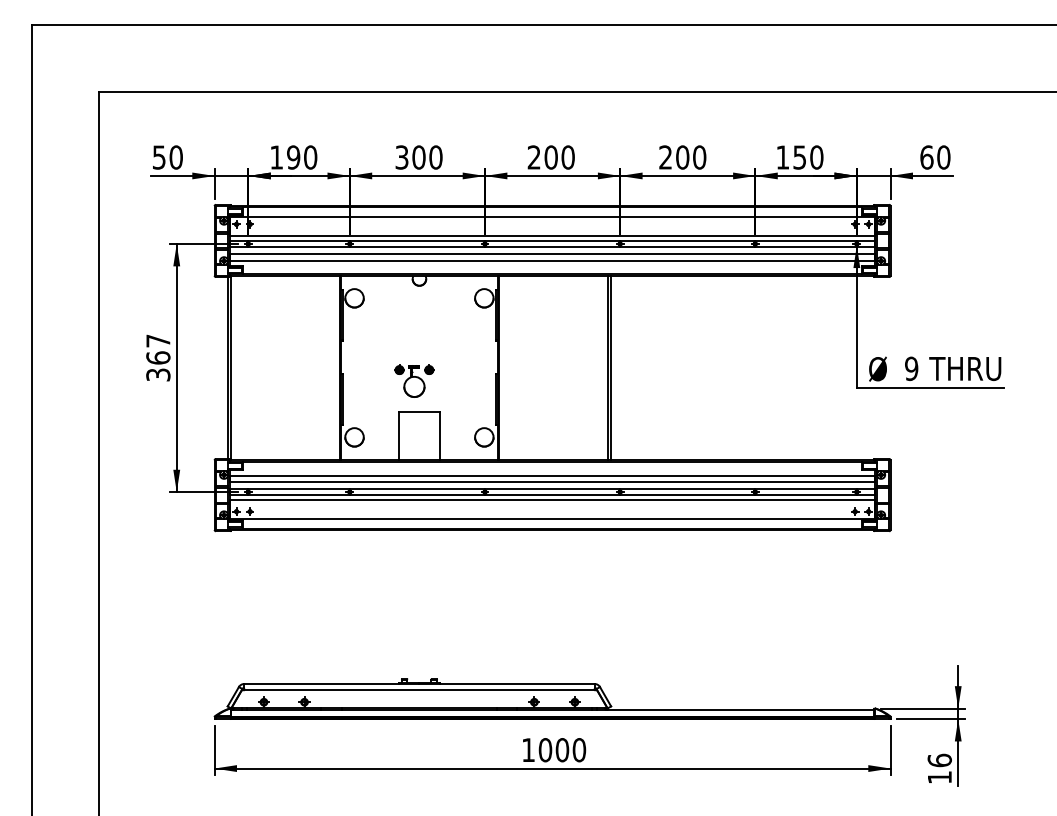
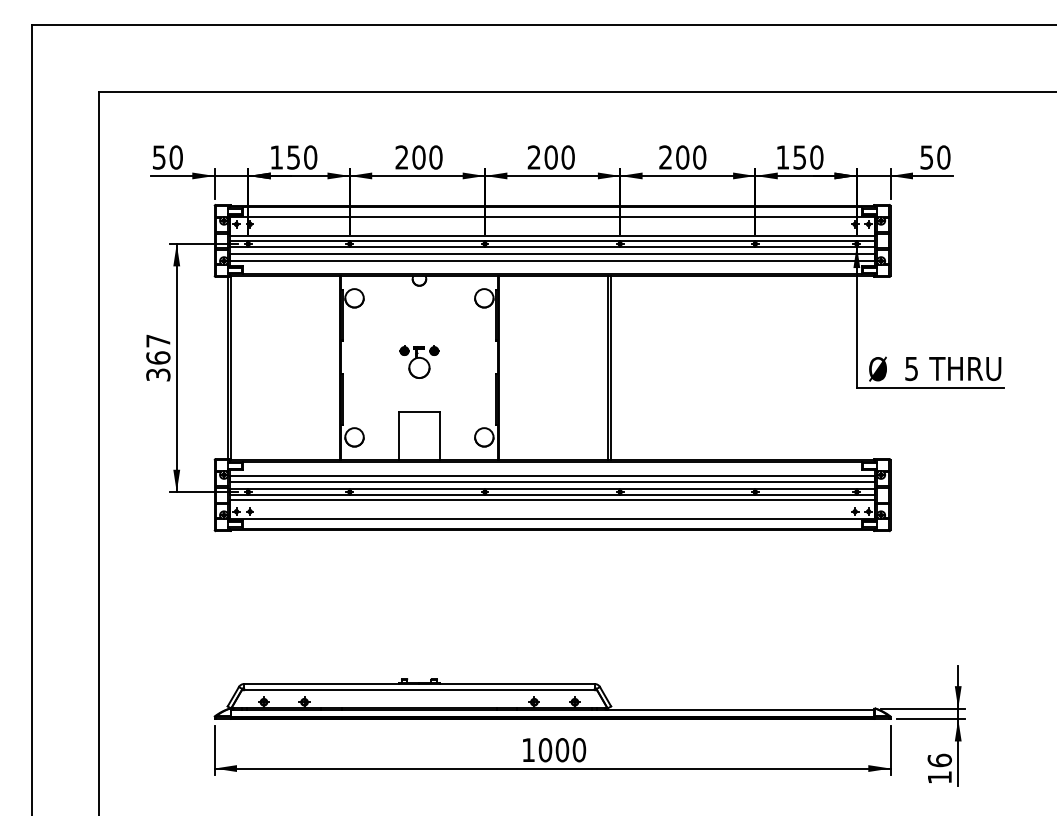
text: 190 -> 150 (293, 157)
text: 300 -> 200 (401, 157)
text: 60 -> 50 (926, 157)
text: 9 -> 5 (911, 368)
part position: (414, 380) -> (419, 361) (419, 361)
